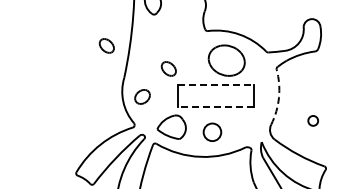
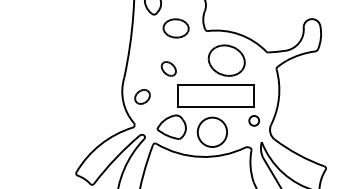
part: none -> present (175, 28)
part: present -> none (106, 45)
line: dashed -> solid (215, 85)
arc: dashed -> solid (278, 97)
line: dashed -> solid (215, 106)
circle position: (312, 120) -> (253, 120) (253, 120)
circle diameter: 18 px -> 29 px (212, 131)
